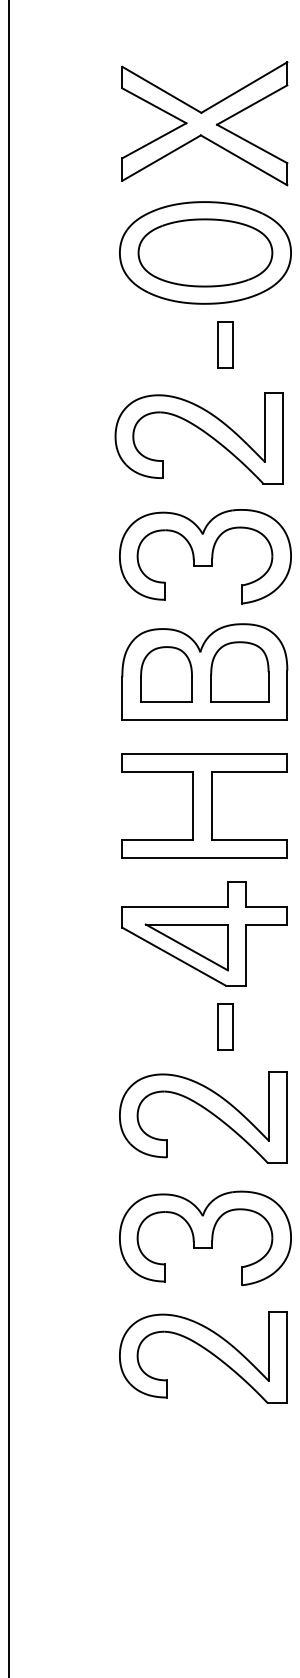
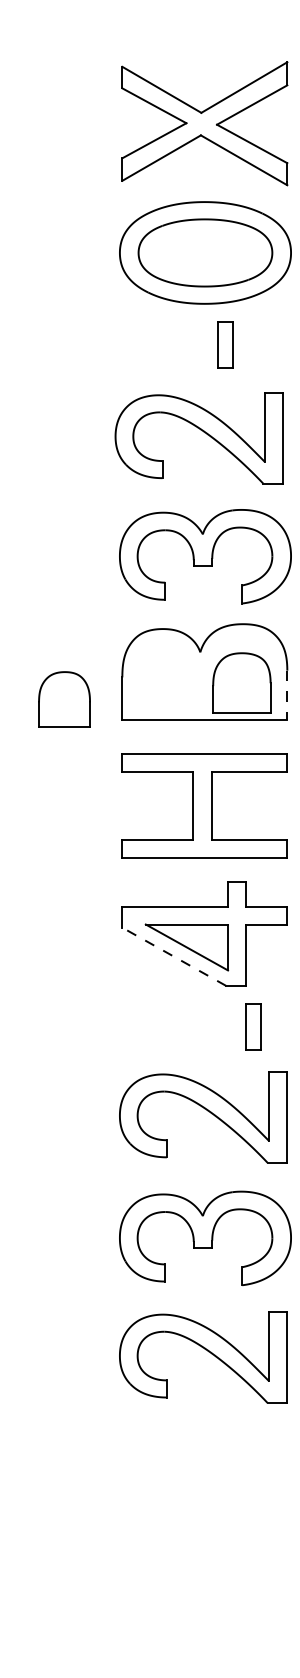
part position: (239, 671) -> (241, 682) (241, 682)
part position: (166, 674) -> (64, 699) (64, 699)
line: solid -> dashed (287, 695)
line: present -> none (8, 838)
line: solid -> dashed (174, 956)
part position: (225, 1026) -> (253, 1026) (253, 1026)
